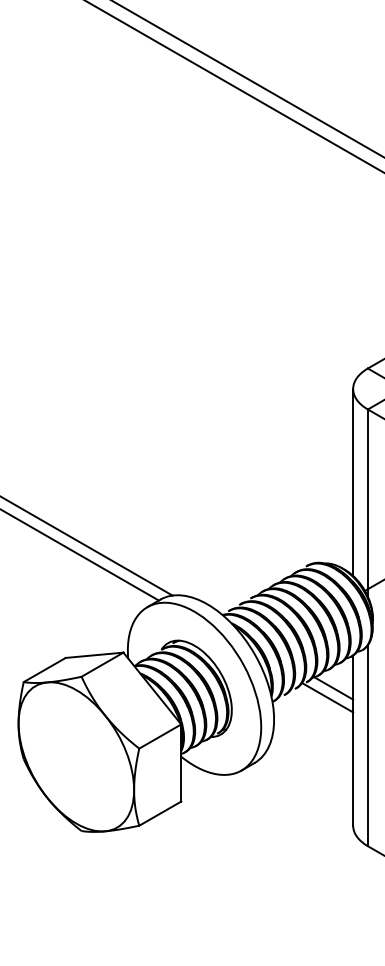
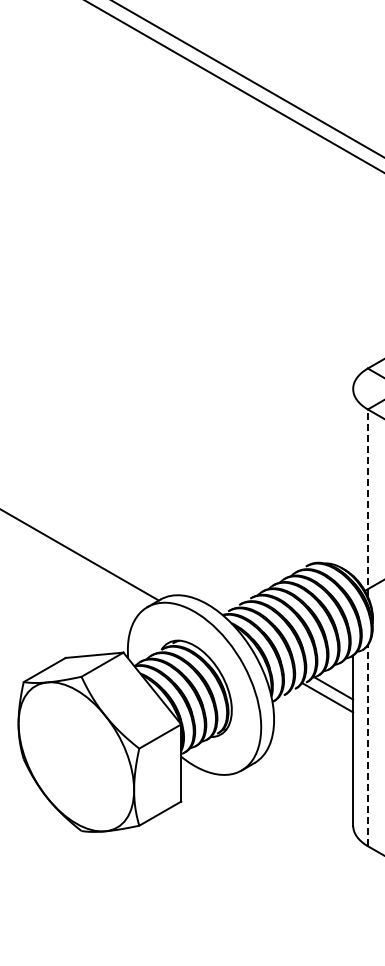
line: present -> none (353, 482)
line: solid -> dashed (367, 502)
line: present -> none (87, 546)
line: solid -> dashed (367, 745)
